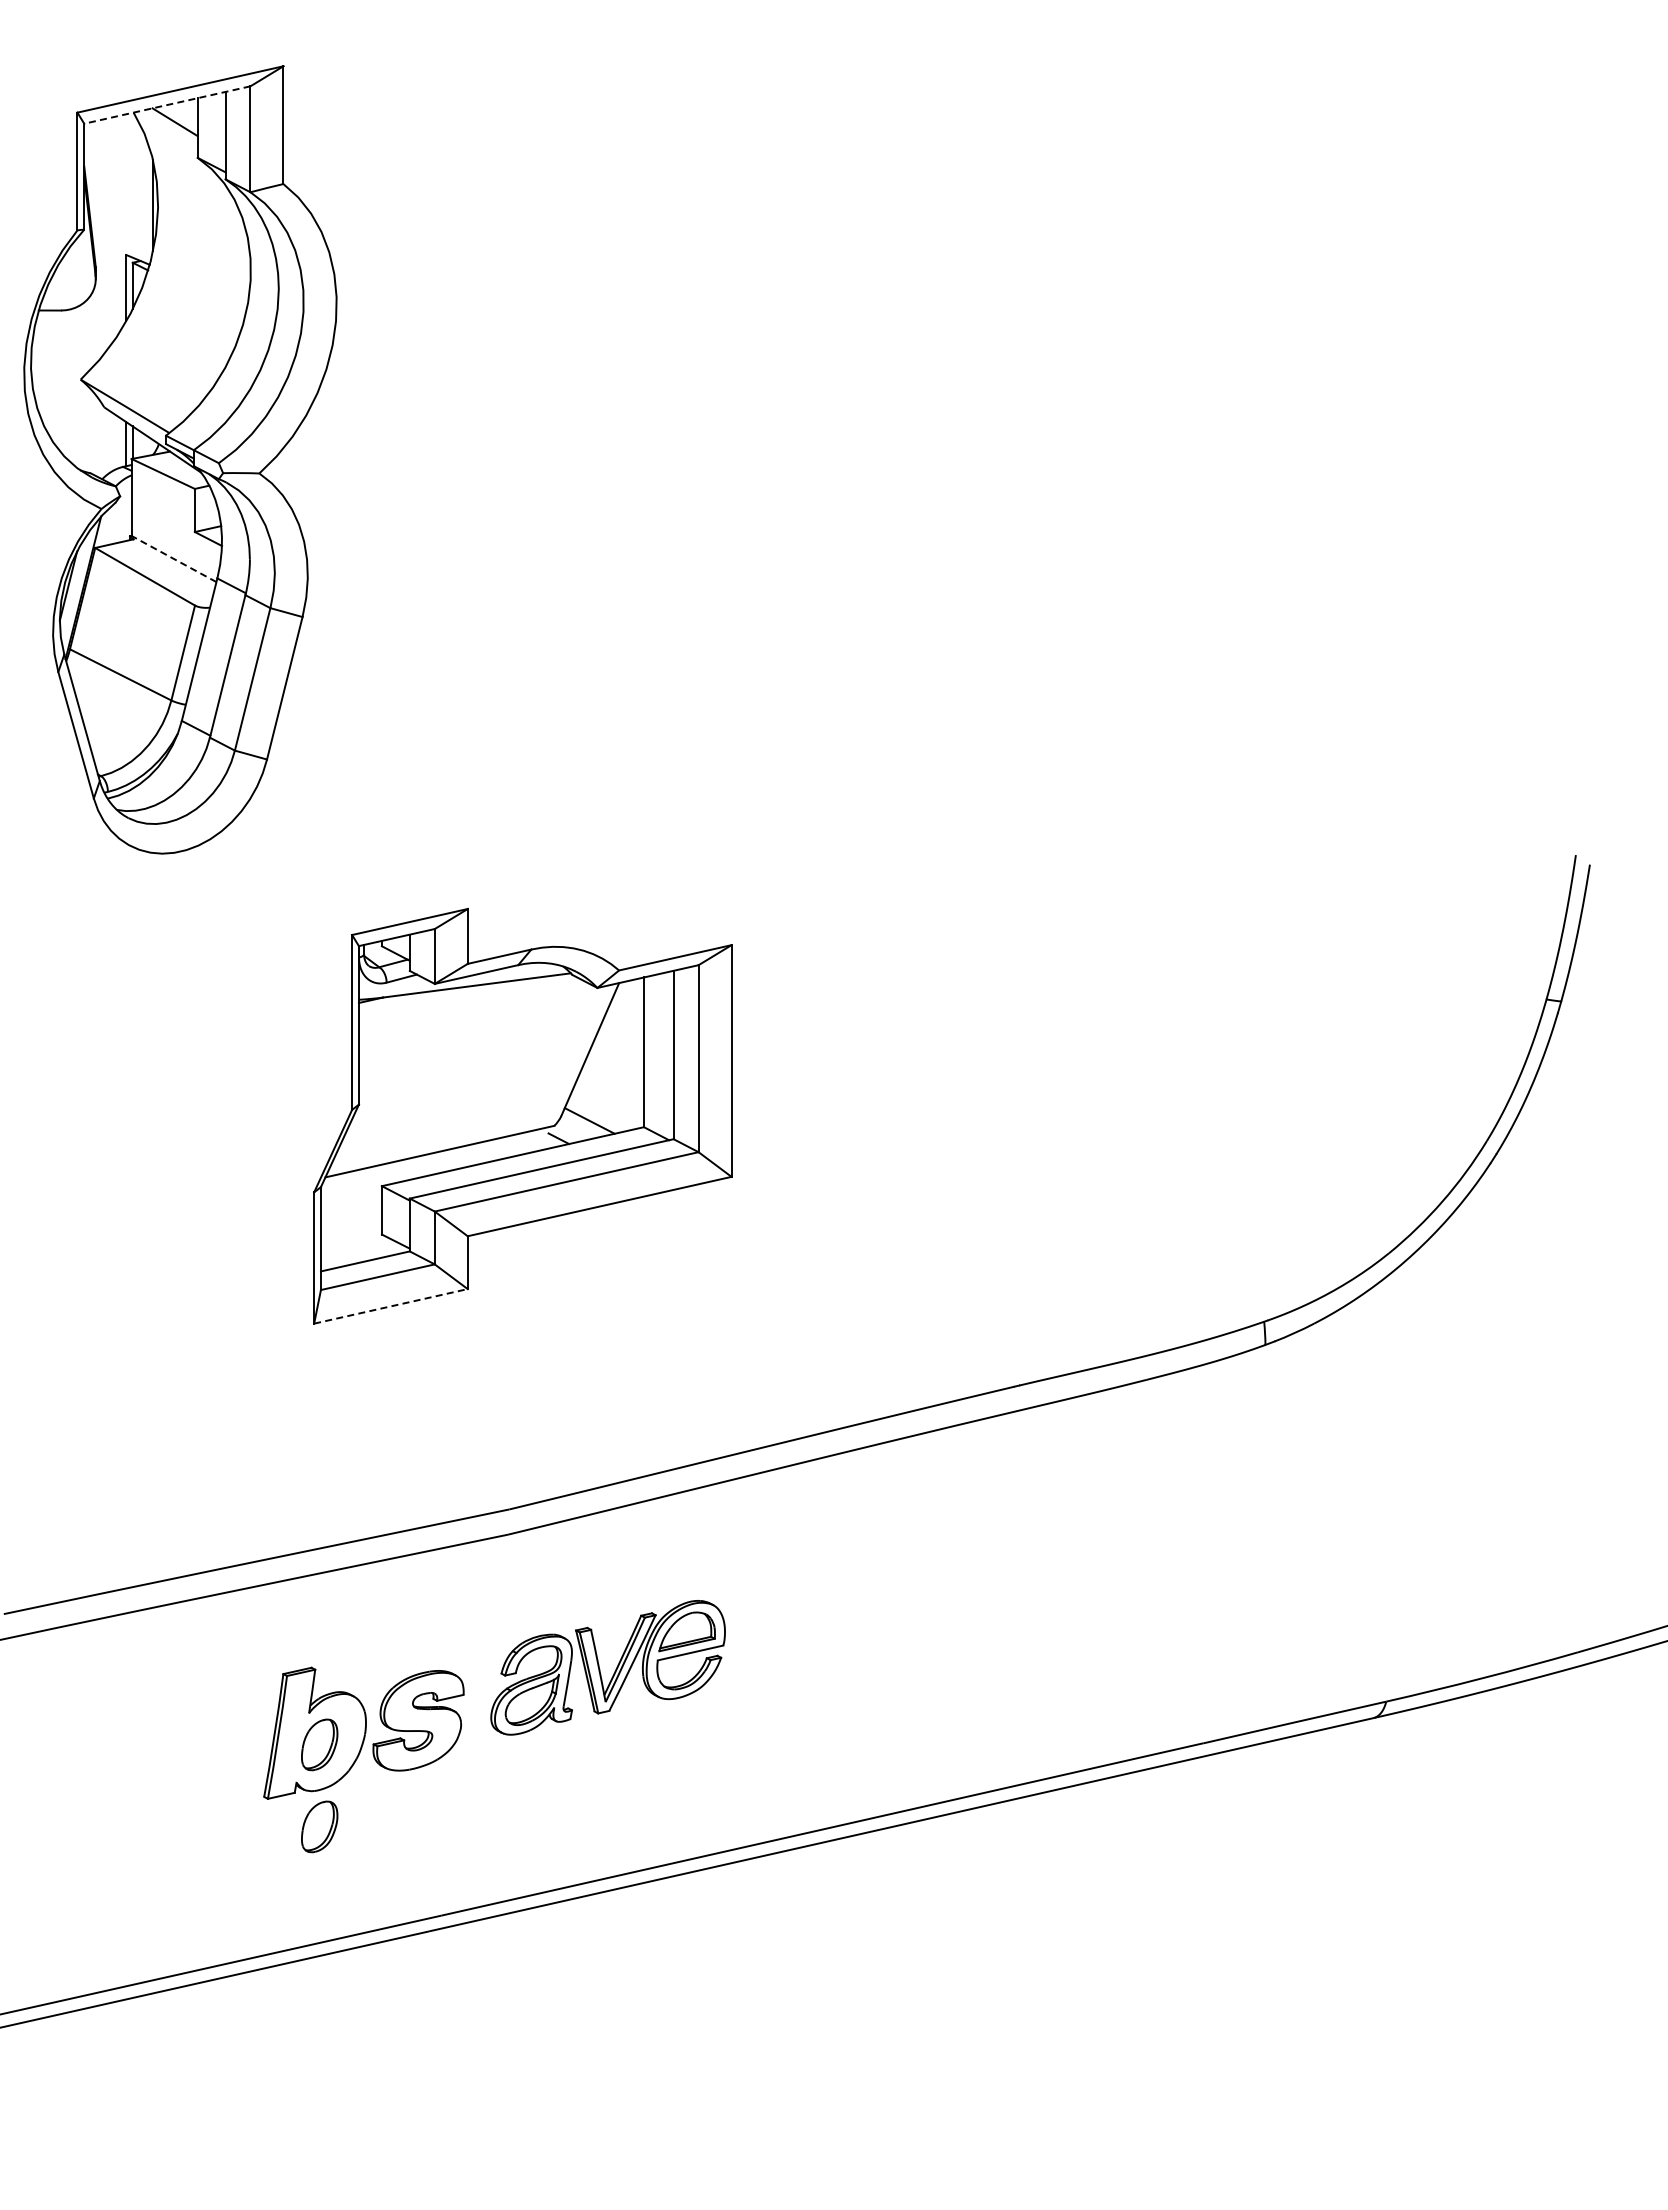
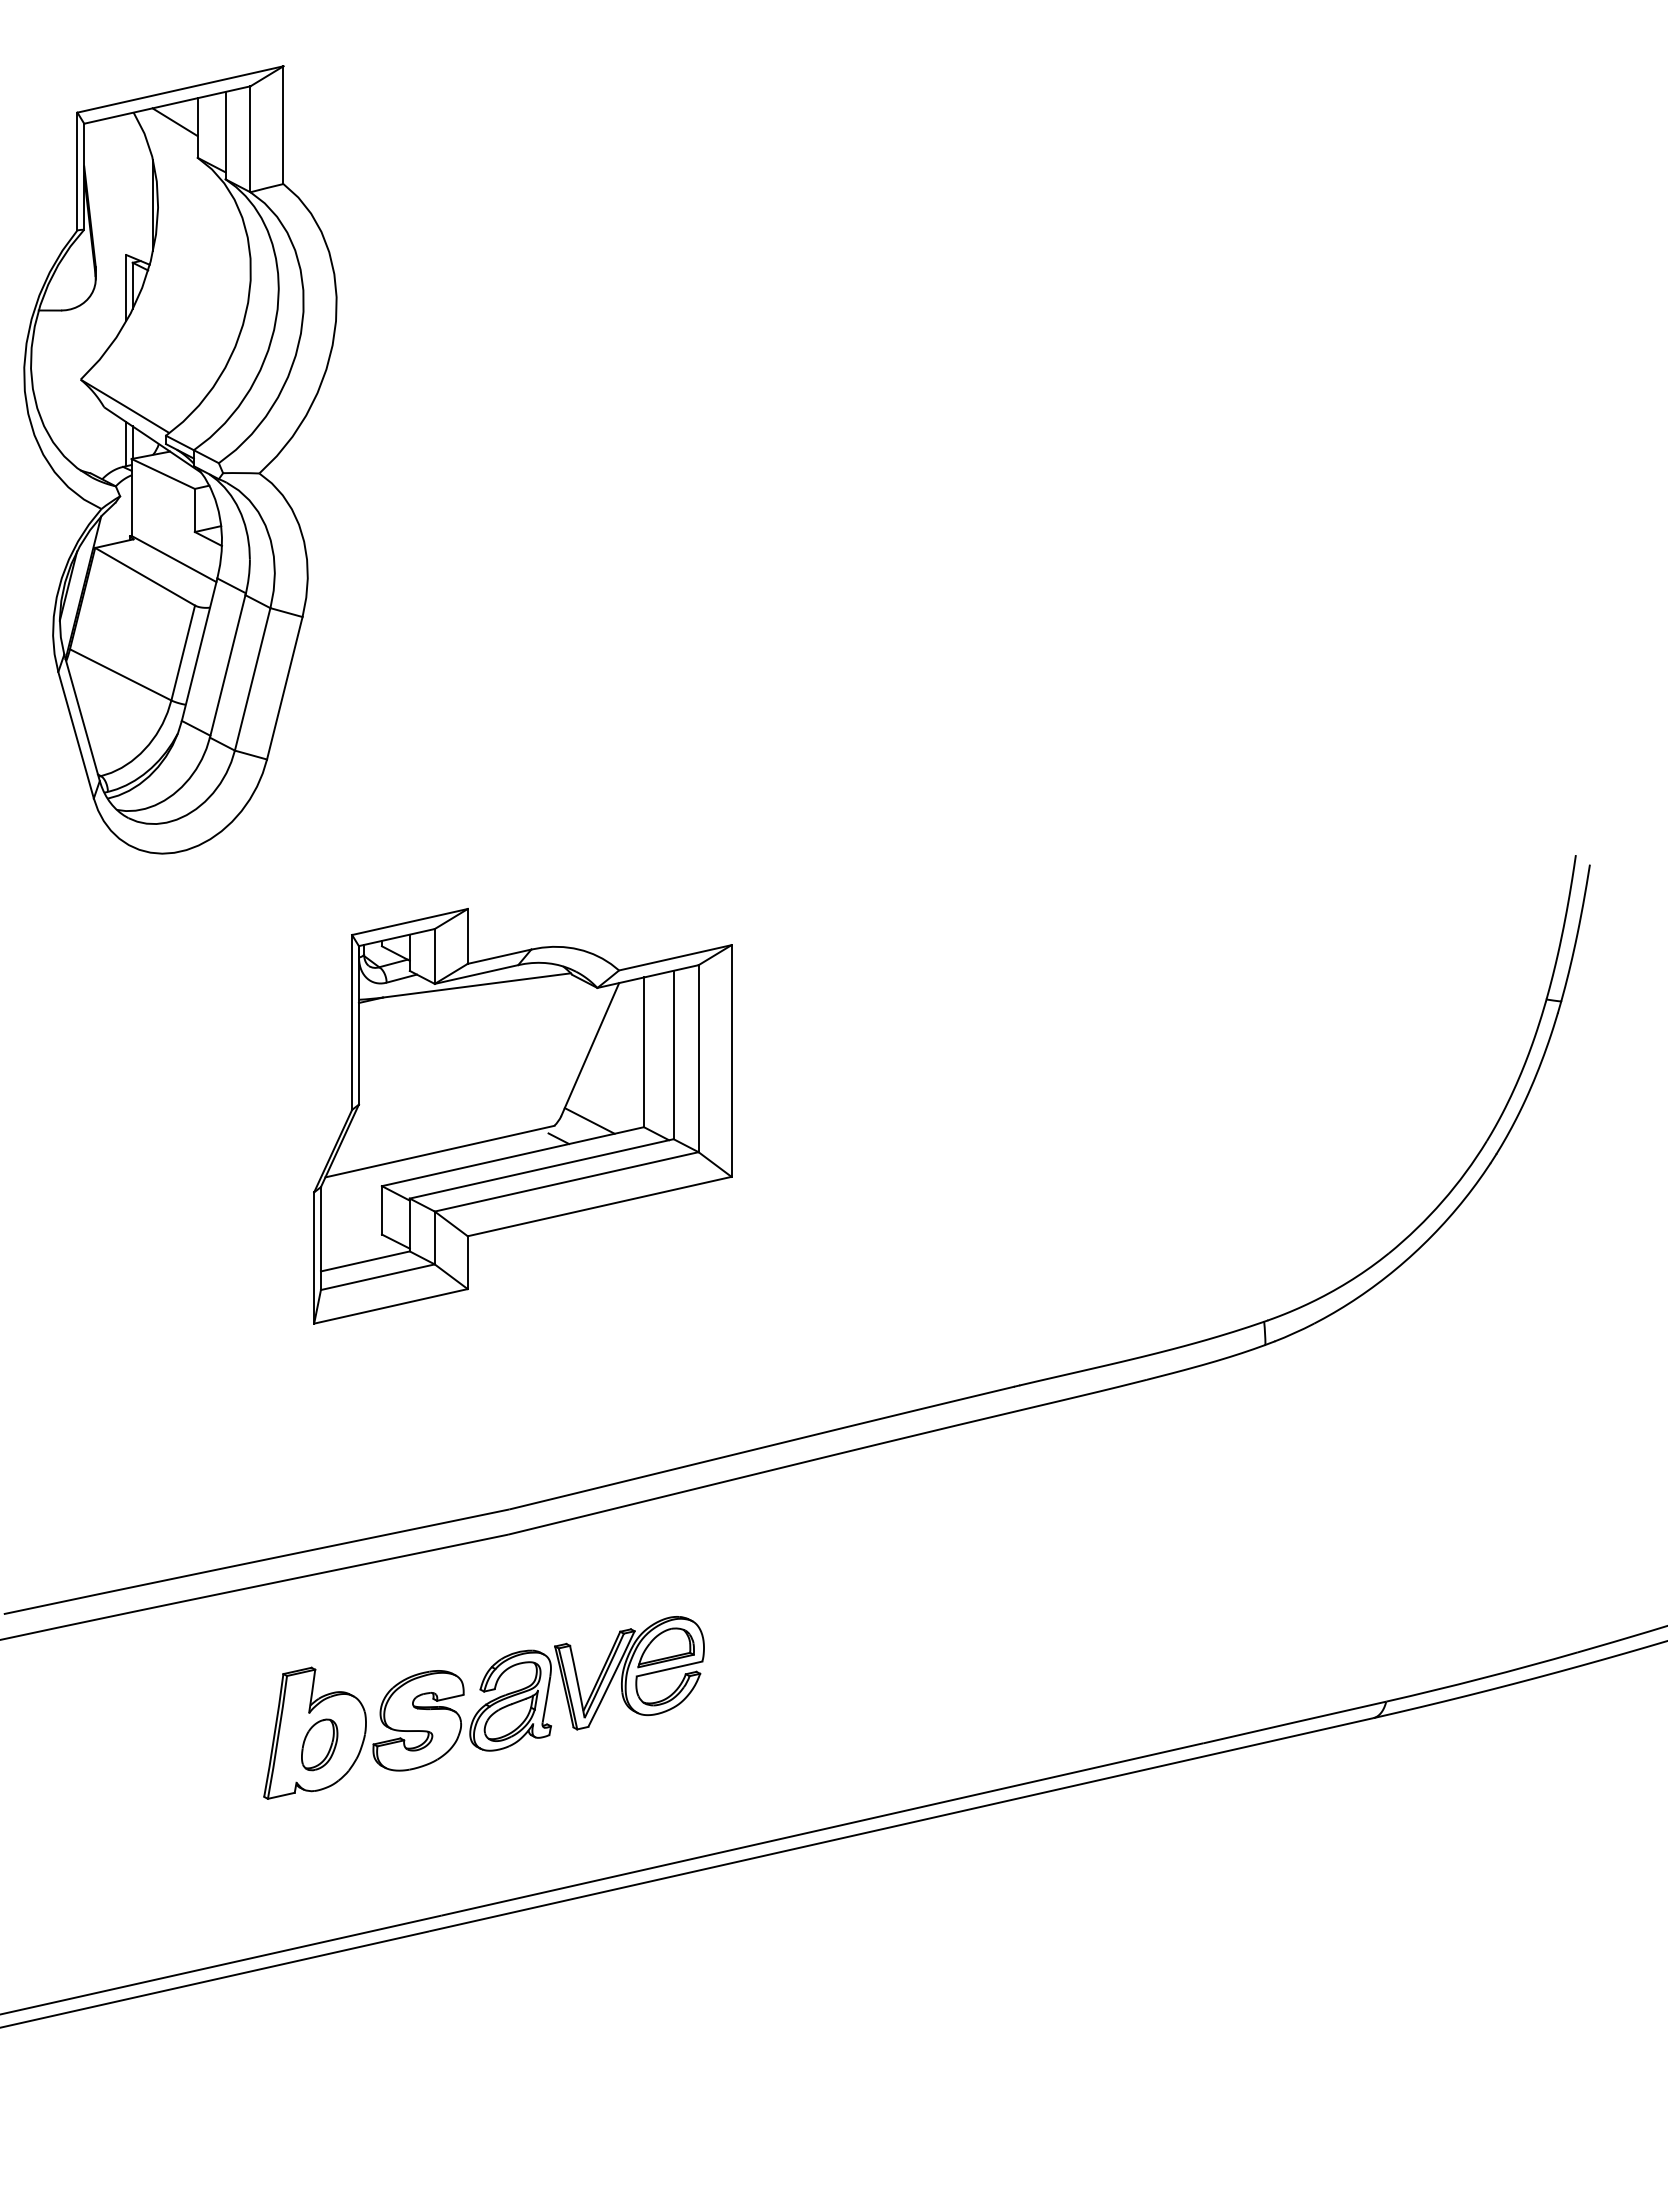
line: dashed -> solid (166, 105)
line: dashed -> solid (173, 558)
line: dashed -> solid (390, 1306)
part position: (600, 1669) -> (579, 1685) (579, 1685)
part: present -> none (319, 1826)
